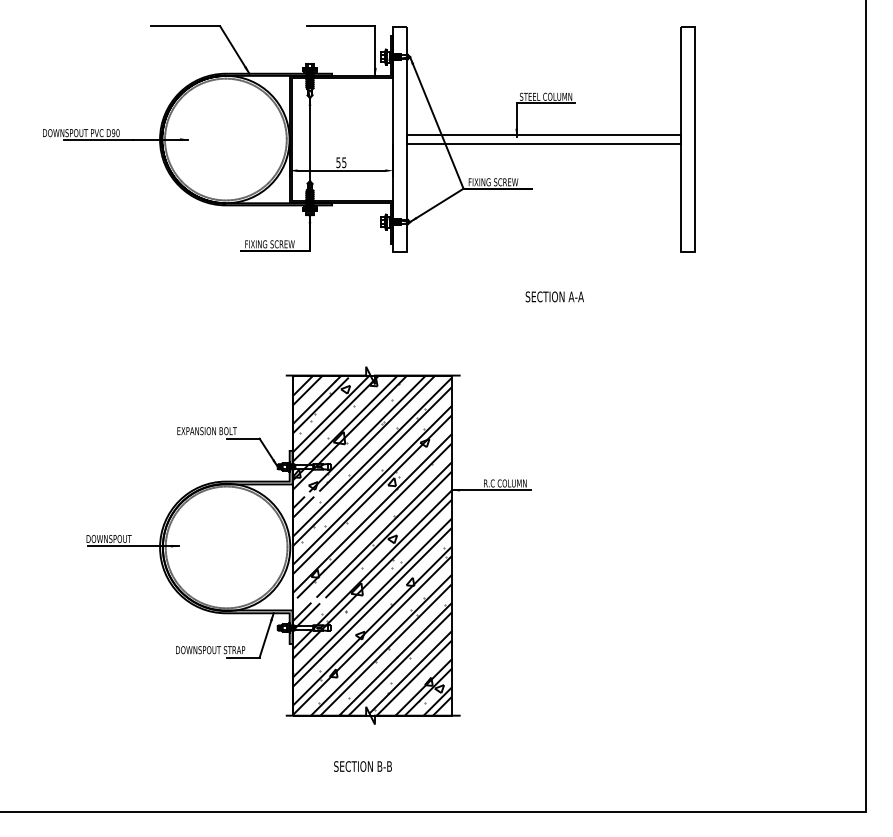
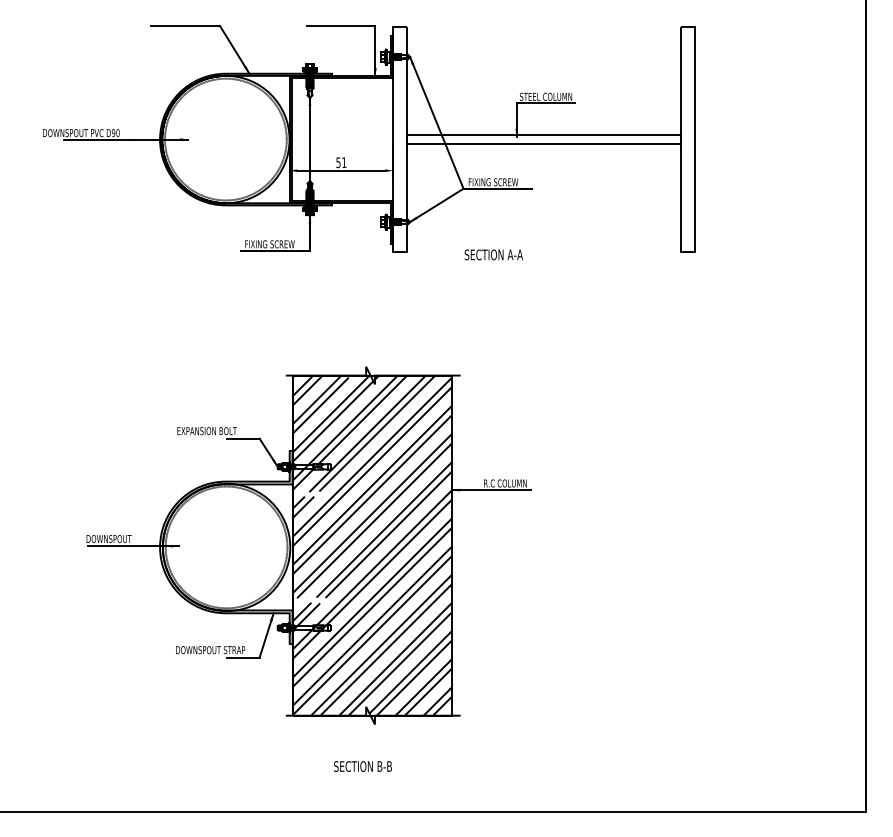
text: 55 -> 51 (344, 162)
text position: (554, 296) -> (493, 254) (493, 254)
hatch: present -> none (369, 546)
